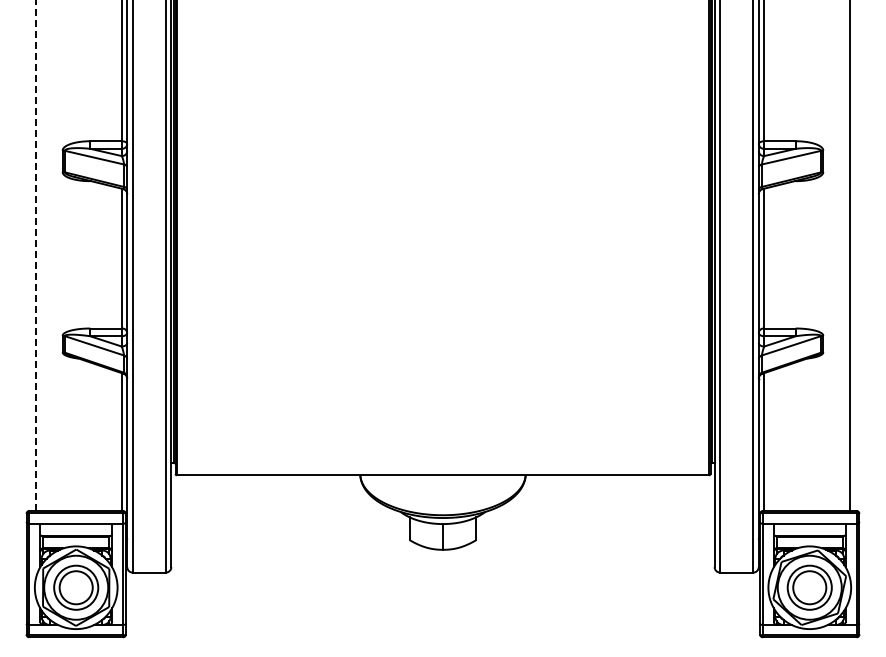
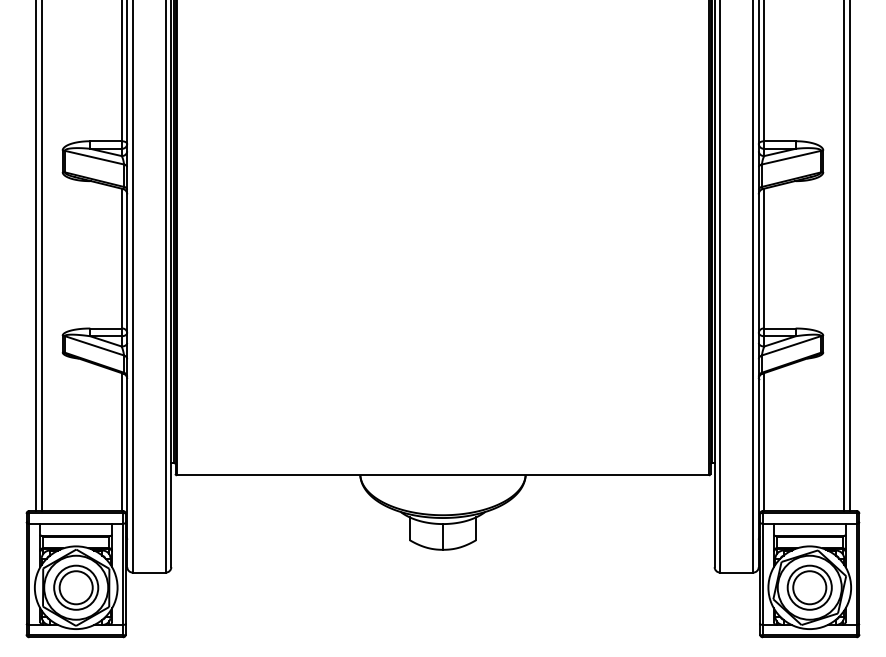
line: dashed -> solid (36, 255)
line: none -> present (41, 256)
line: none -> present (844, 256)
